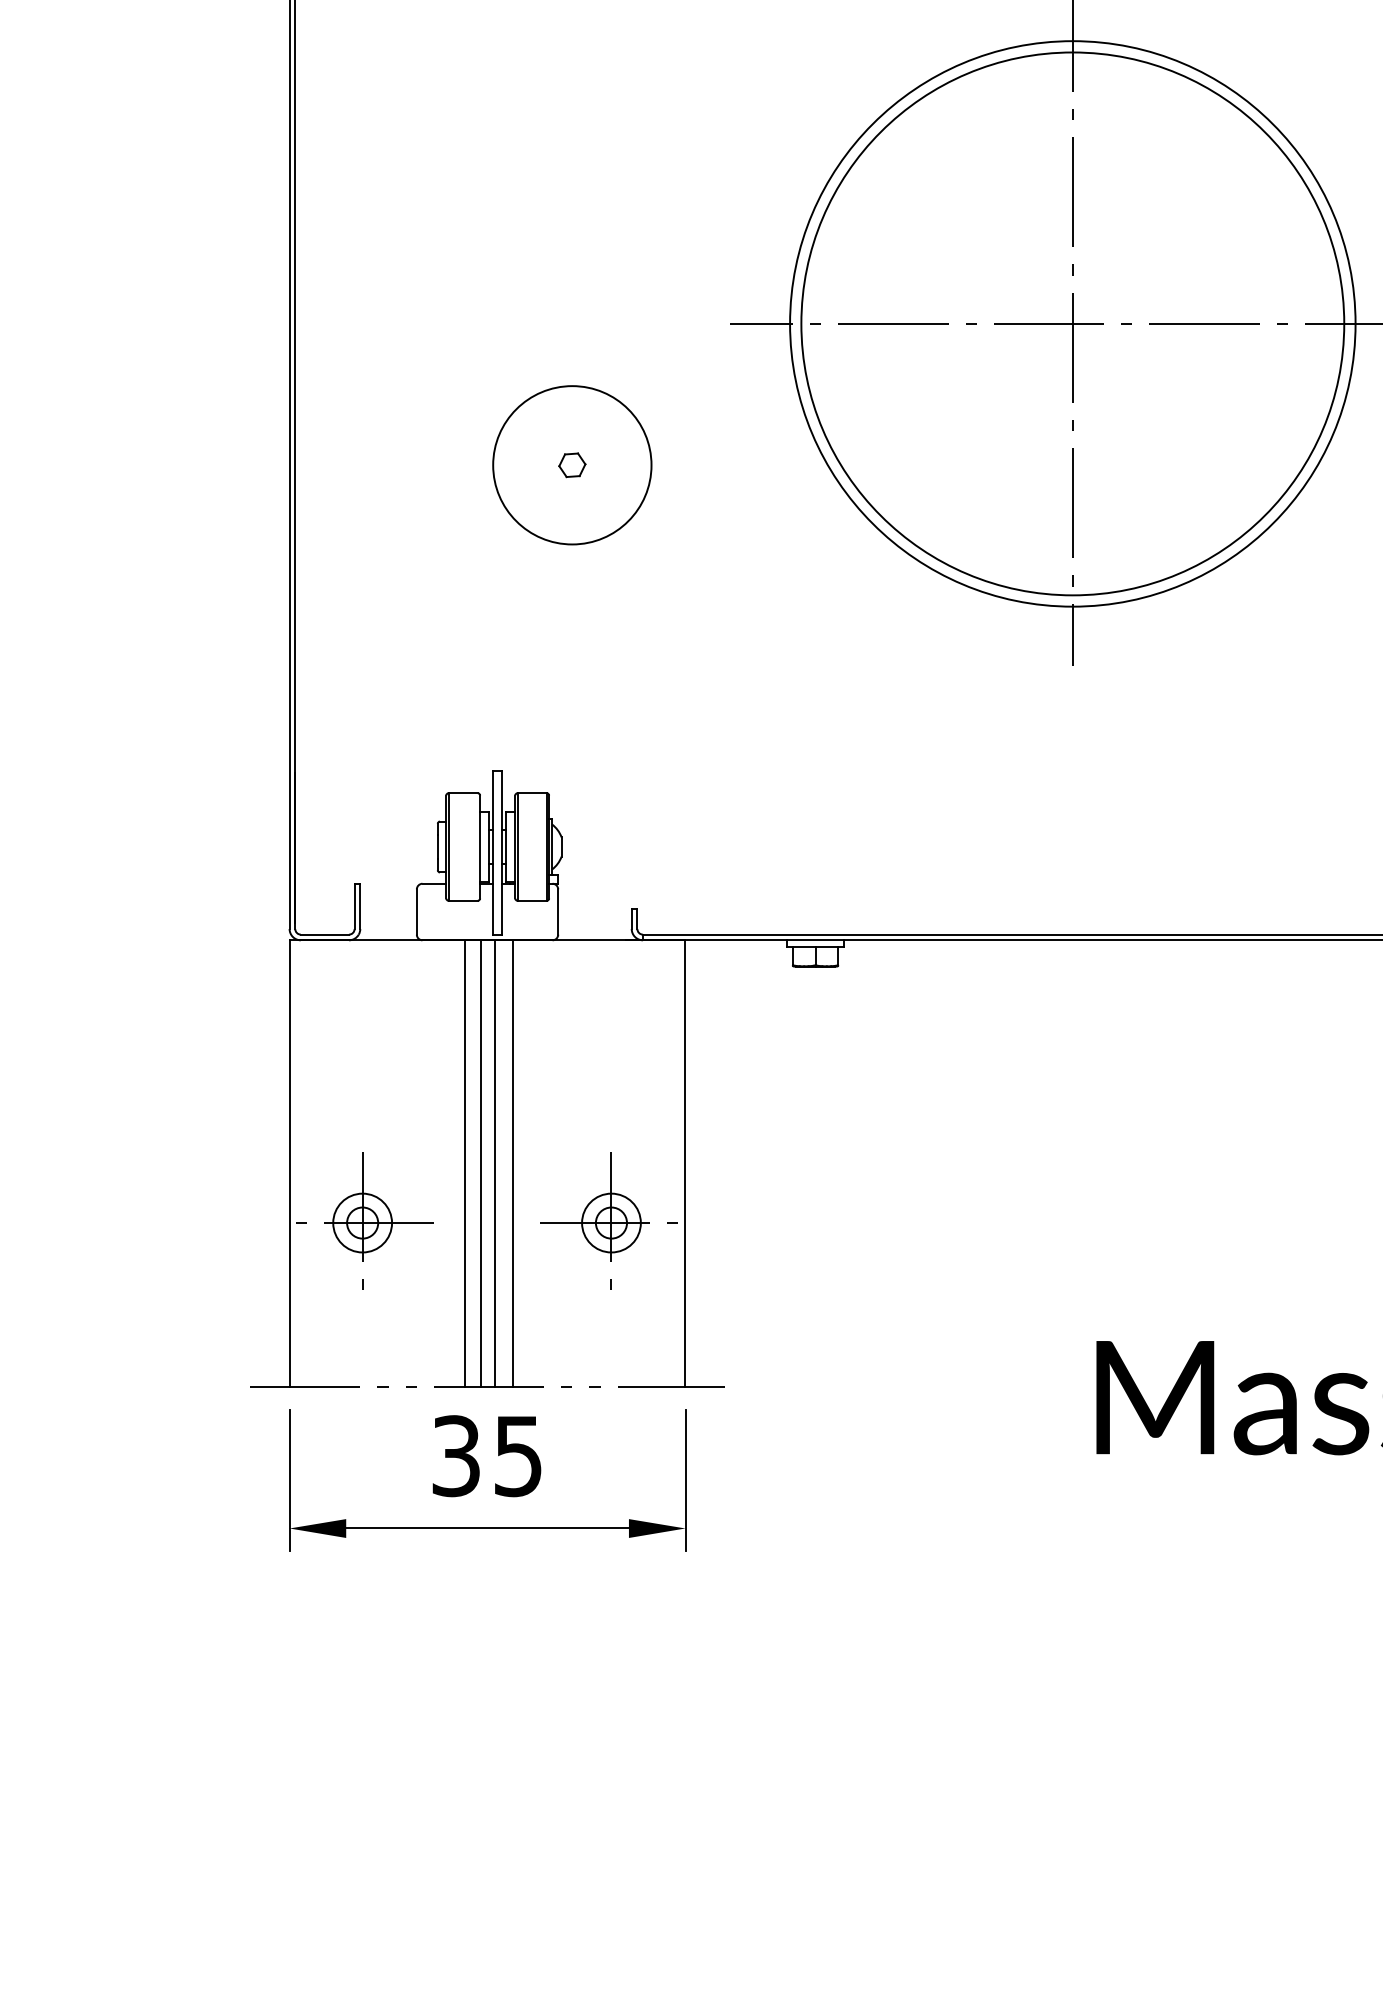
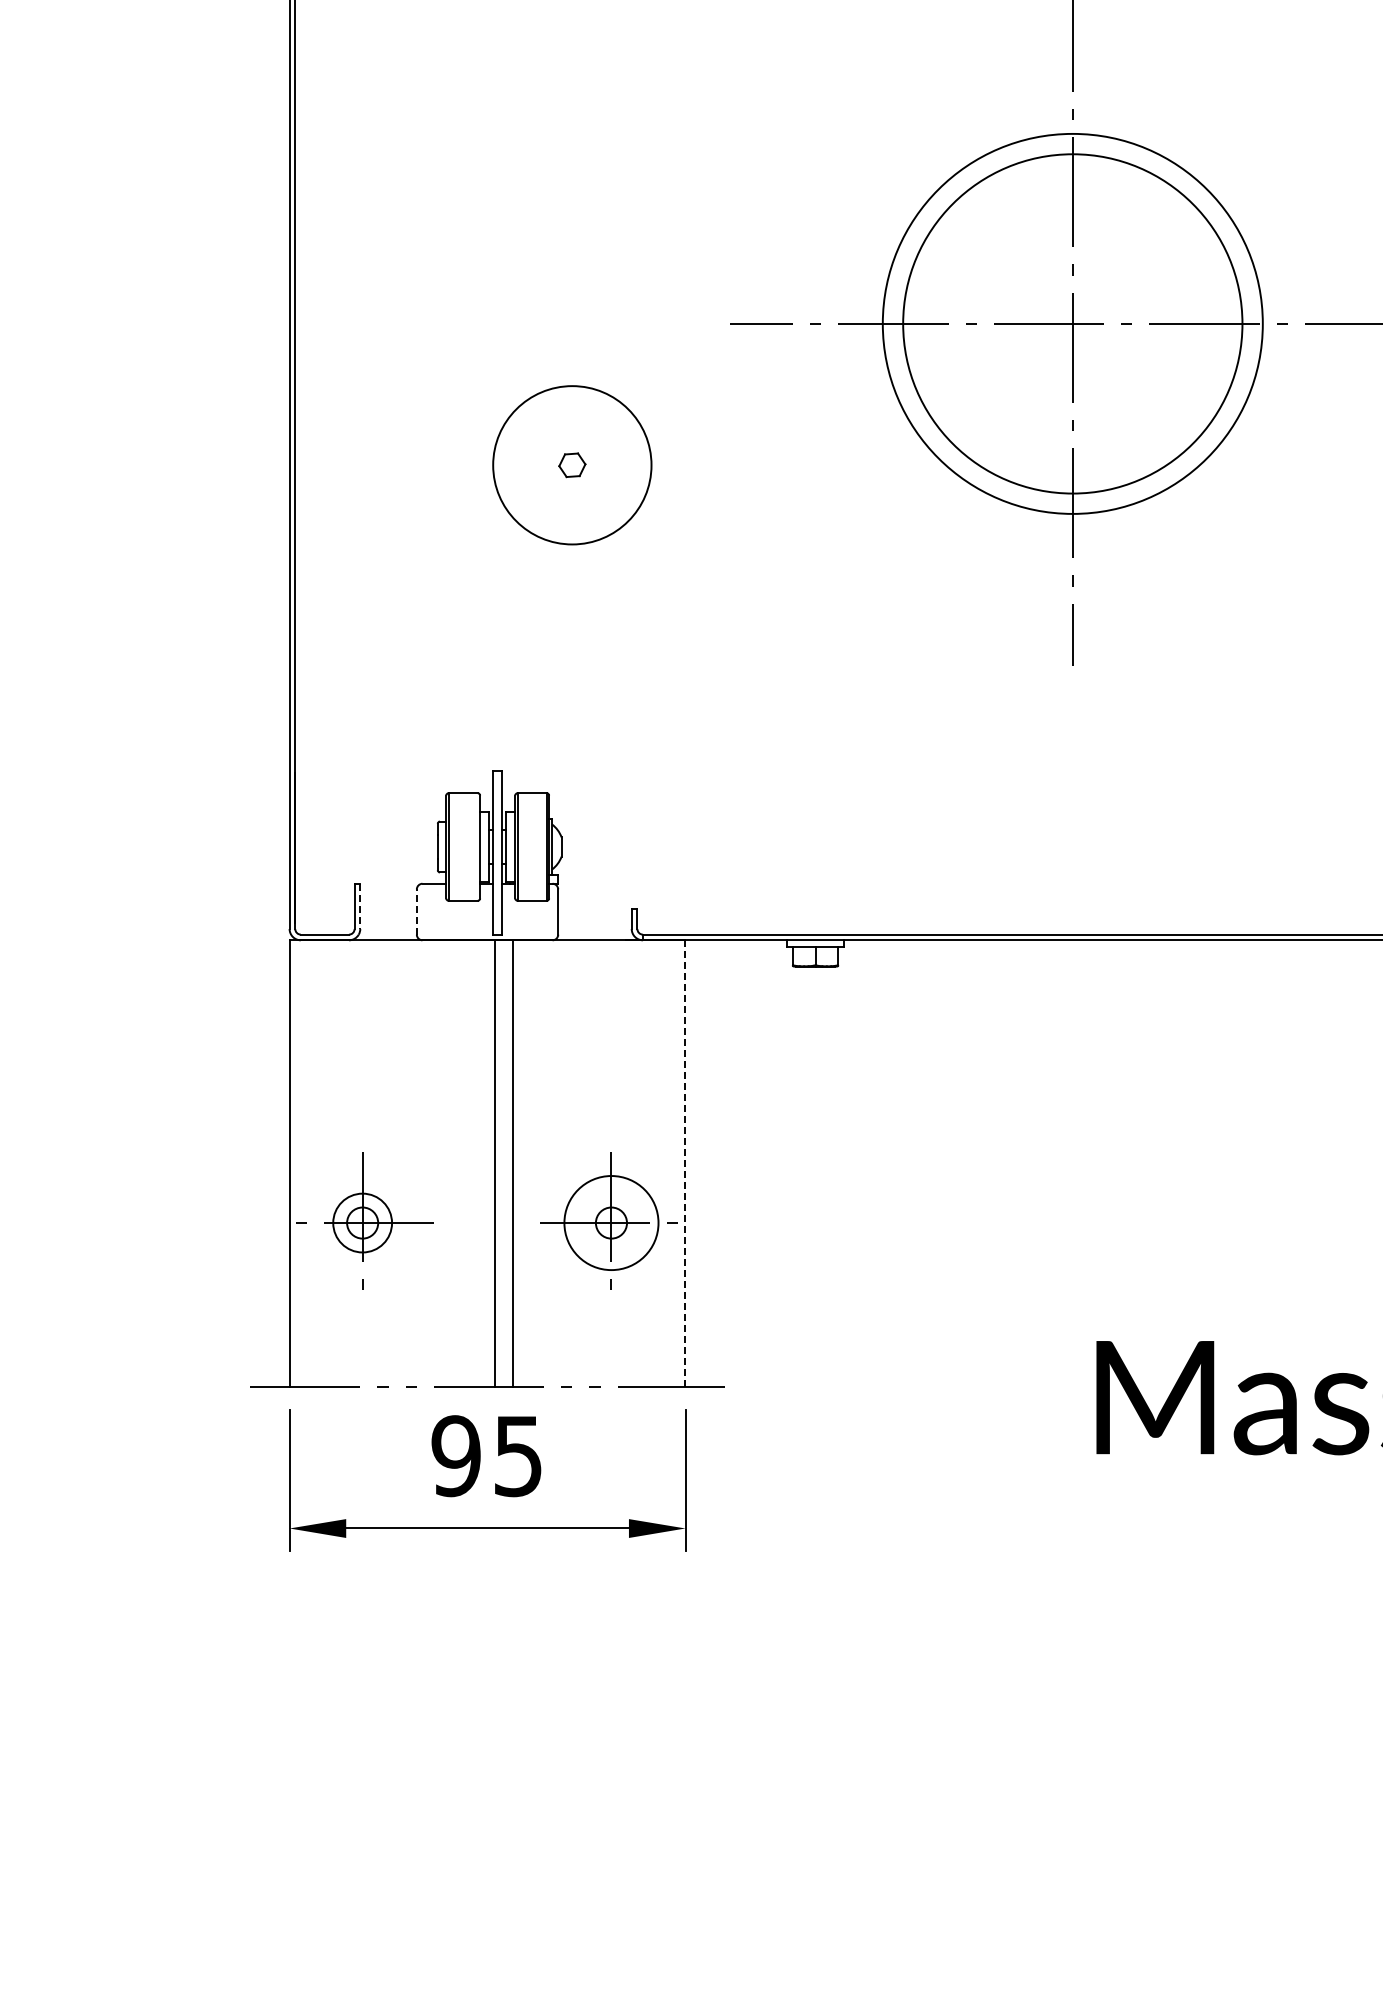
circle diameter: 543 px -> 380 px (1072, 323)
circle diameter: 565 px -> 339 px (1072, 323)
line: solid -> dashed (360, 906)
line: solid -> dashed (416, 912)
line: present -> none (464, 1163)
line: present -> none (481, 1163)
line: solid -> dashed (685, 1163)
circle diameter: 59 px -> 94 px (611, 1223)
text: 35 -> 95 (455, 1456)
